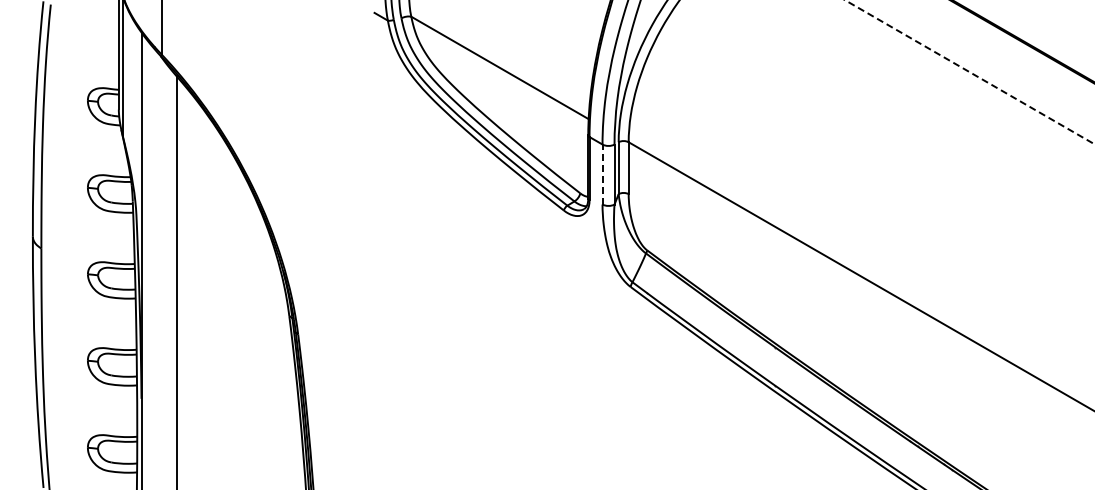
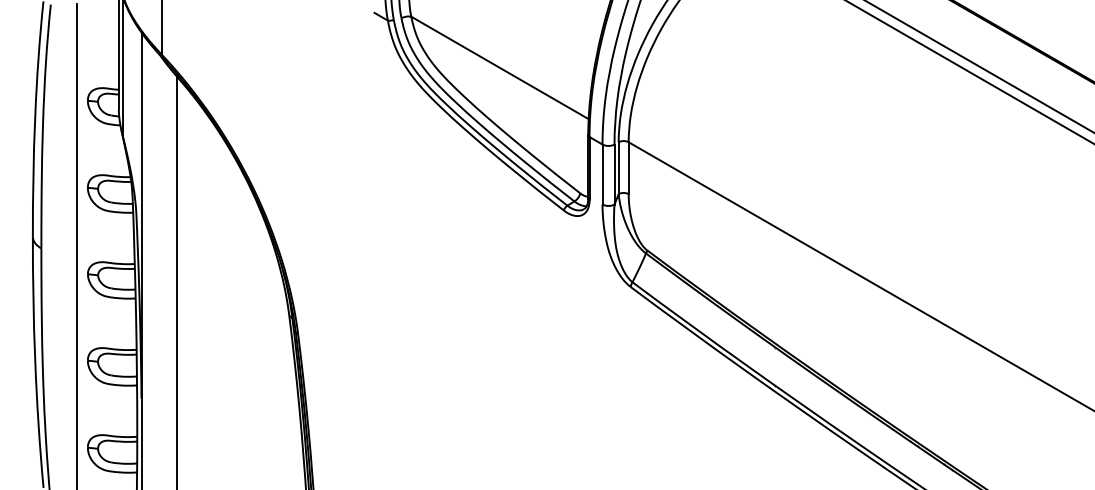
line: none -> present (979, 66)
line: dashed -> solid (969, 72)
line: dashed -> solid (602, 174)
line: none -> present (77, 244)
